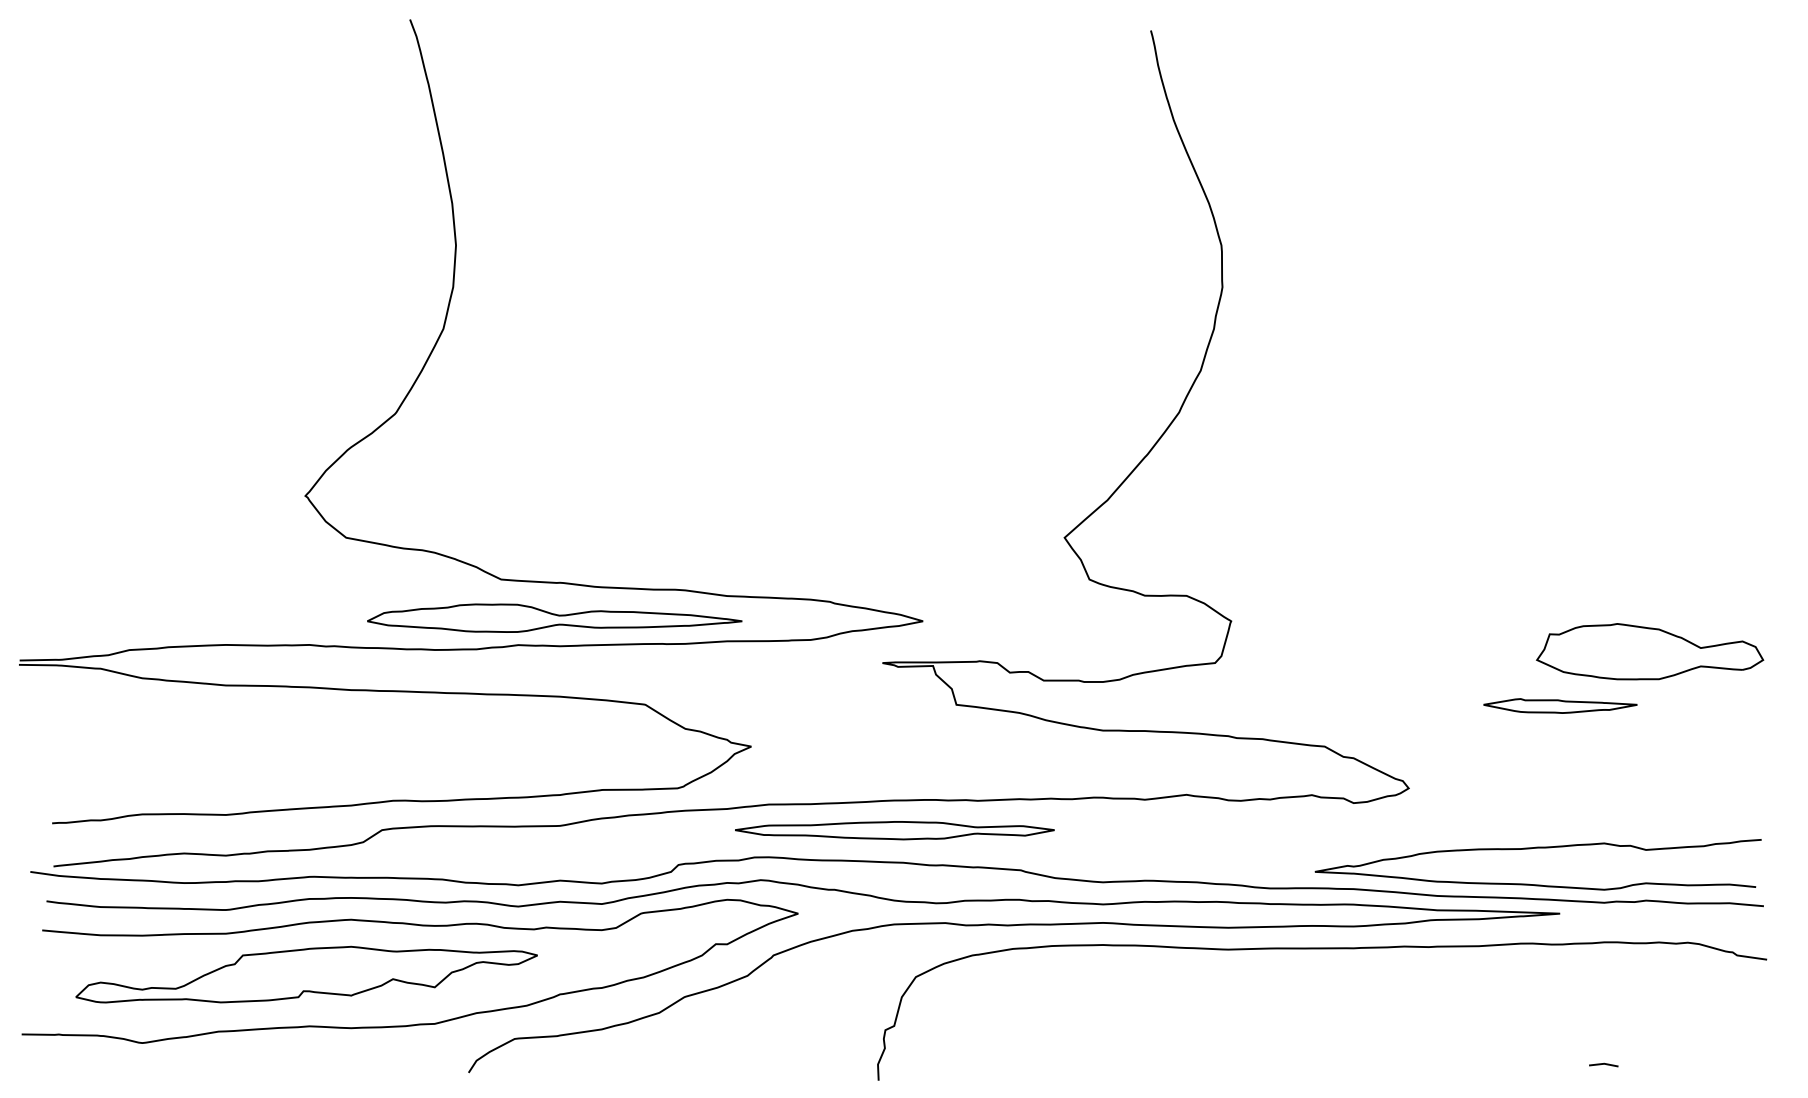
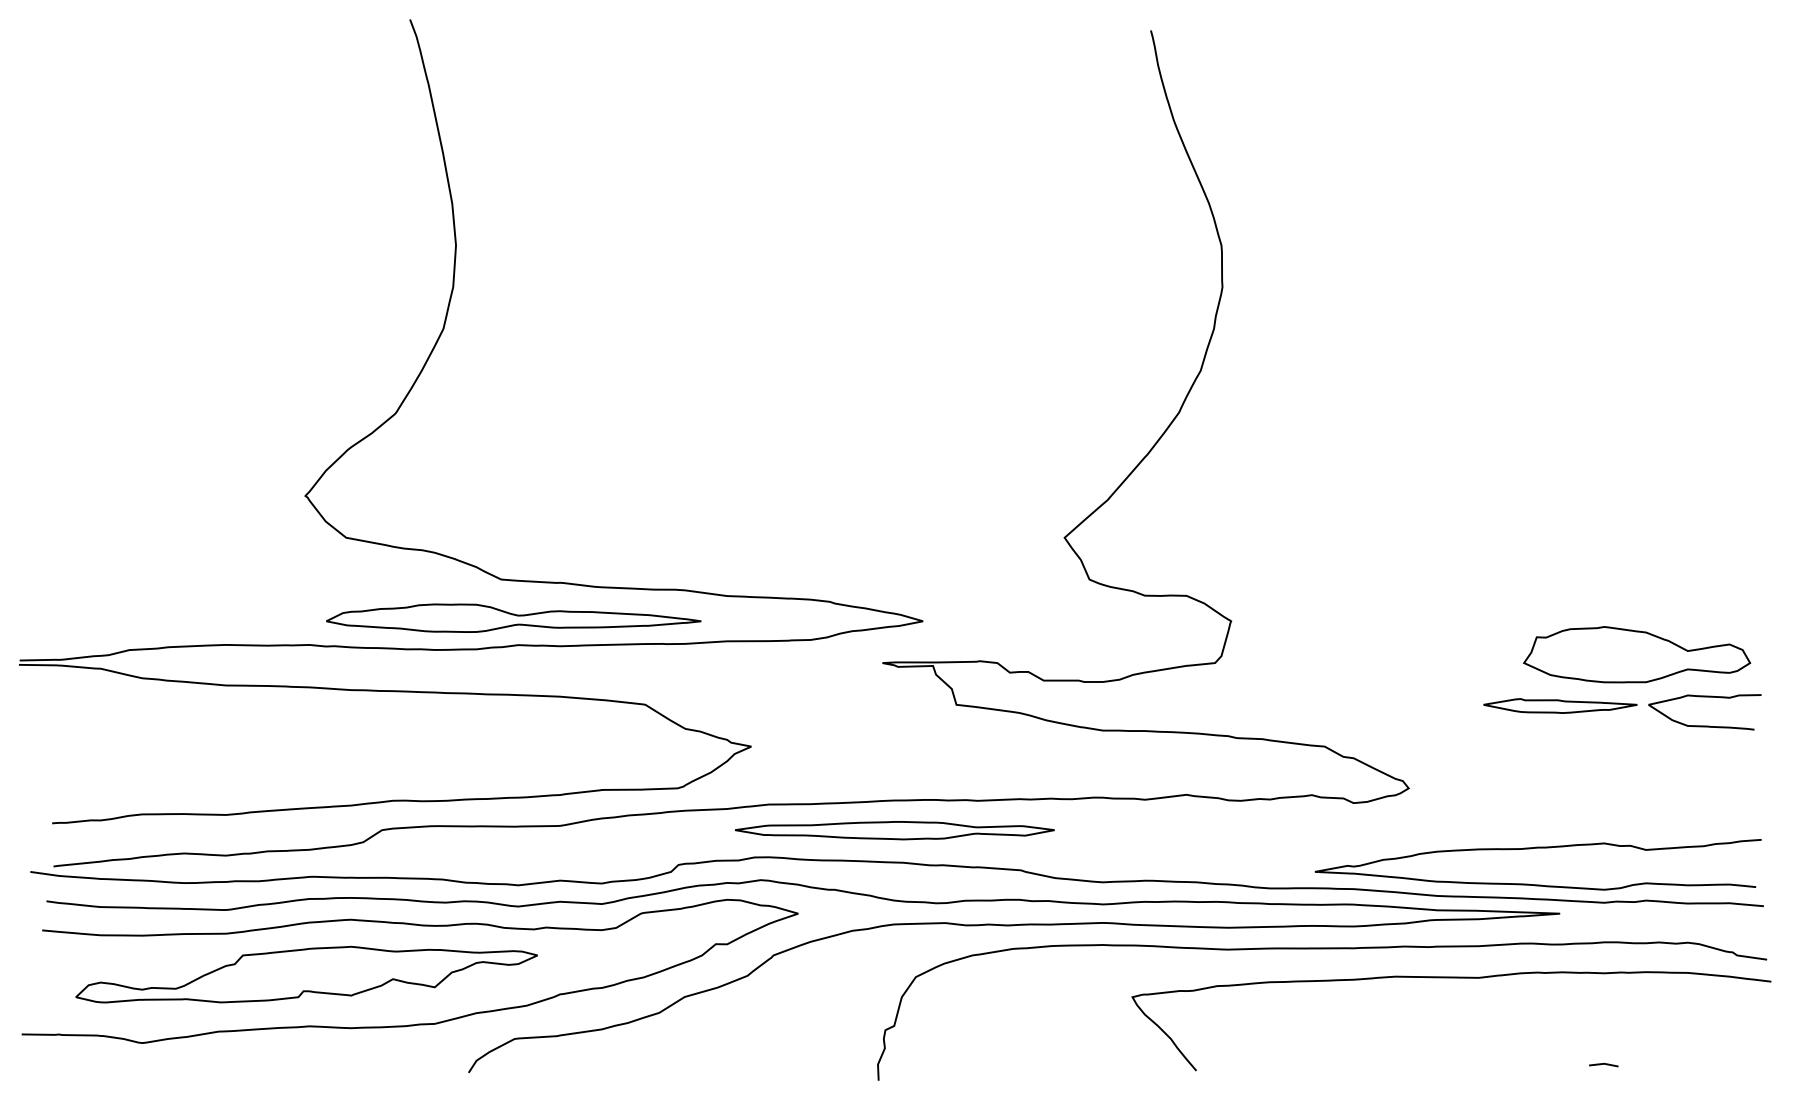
part position: (554, 617) -> (513, 617) (513, 617)
part position: (1650, 651) -> (1637, 654) (1637, 654)
curve: none -> present (1704, 725)
curve: none -> present (1451, 978)
